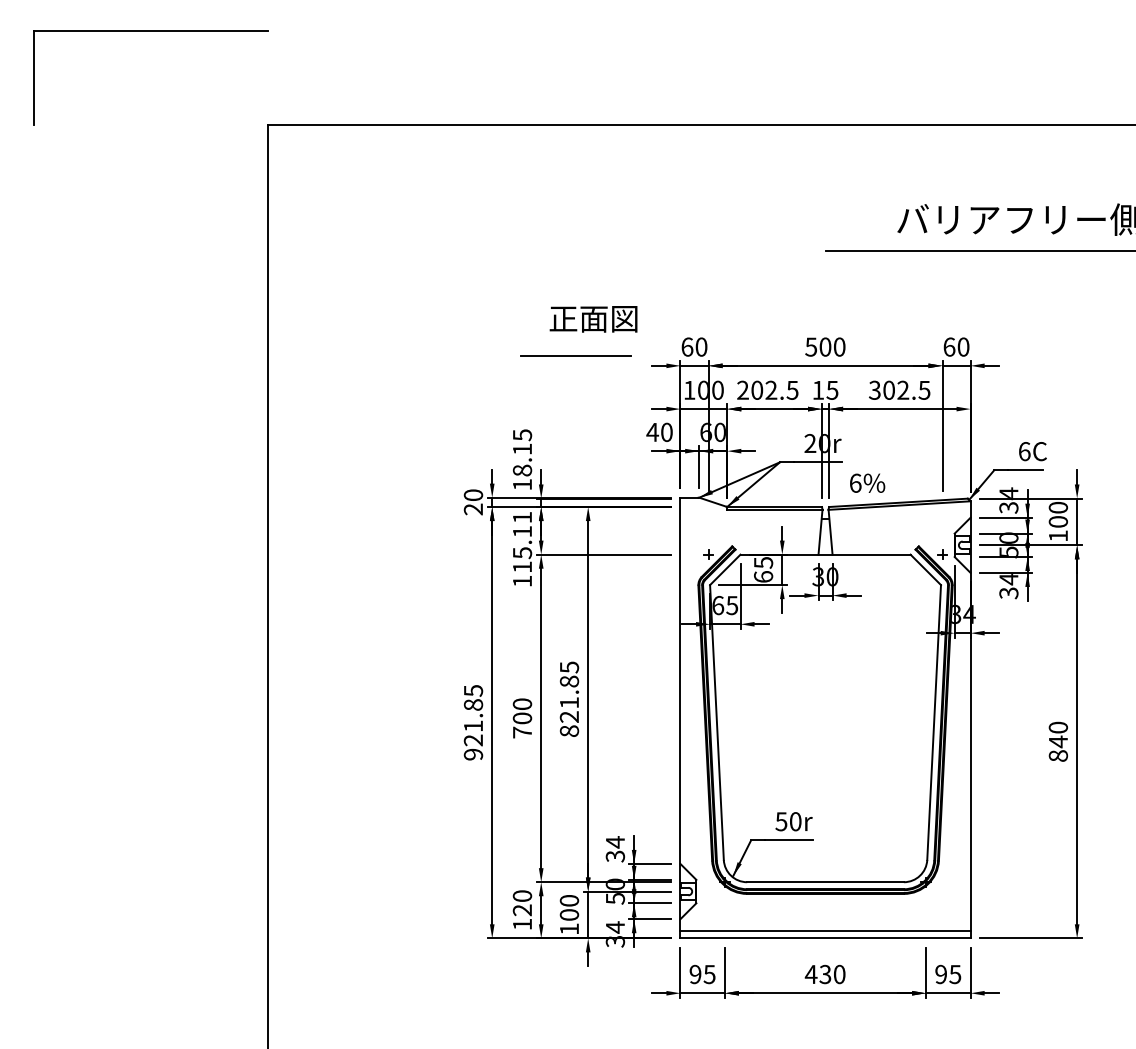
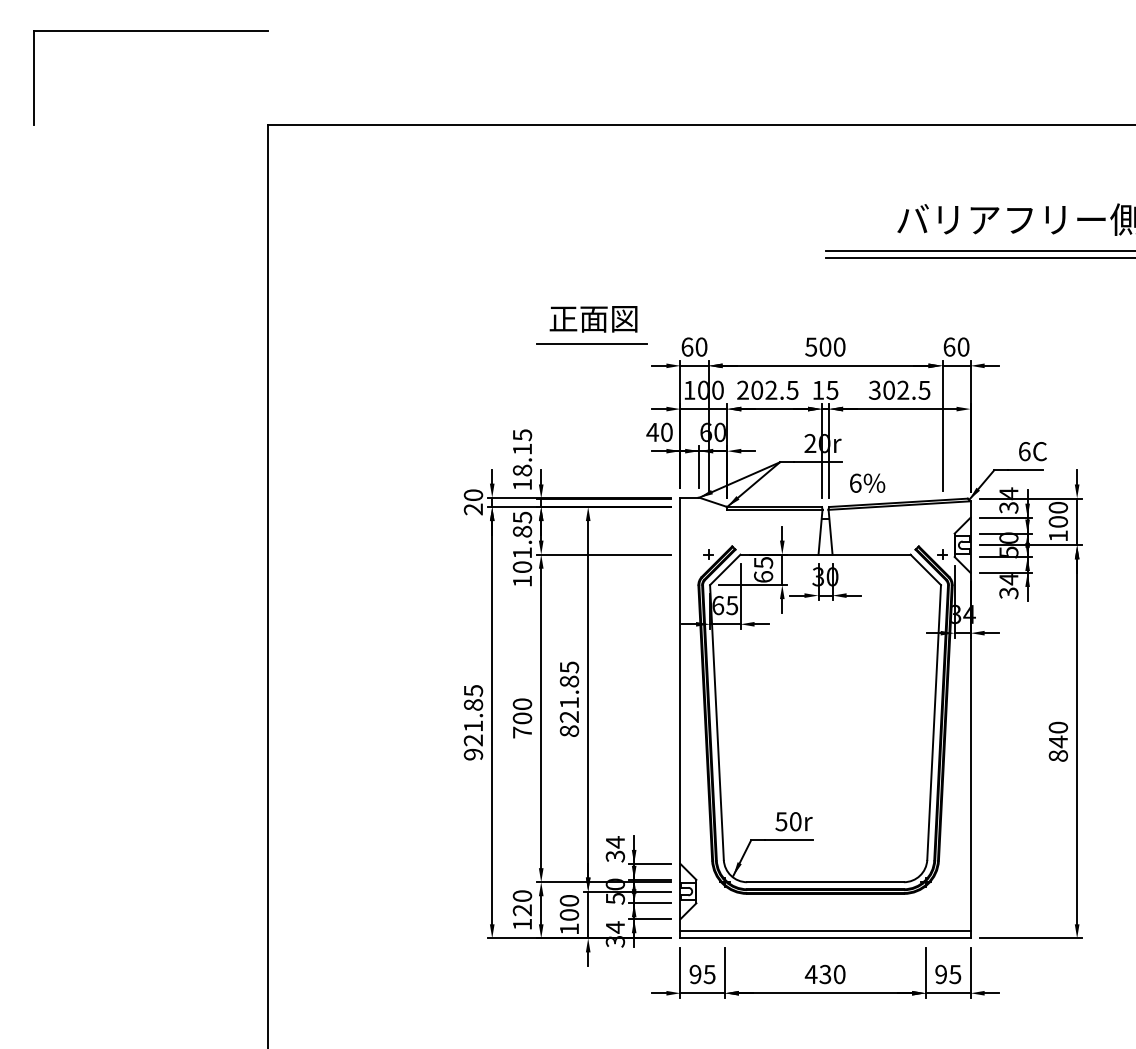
line: none -> present (979, 258)
line position: (575, 355) -> (591, 343) (591, 343)
text: 115.11 -> 101.85 (522, 541)
